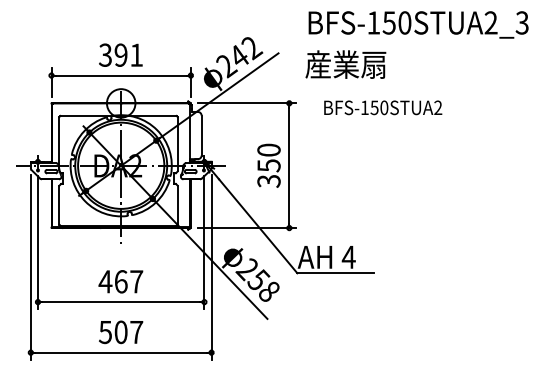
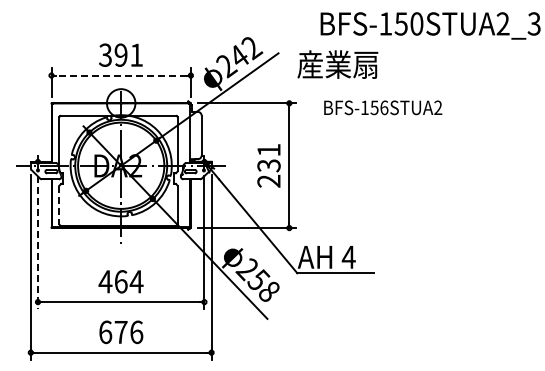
text position: (418, 24) -> (430, 25) (430, 25)
text position: (345, 64) -> (337, 64) (337, 64)
line: solid -> dashed (120, 75)
text: BFS-150STUA2 -> BFS-156STUA2 (384, 107)
text: 350 -> 231 (268, 165)
line: solid -> dashed (59, 205)
line: solid -> dashed (37, 242)
text: 467 -> 464 (136, 281)
text: 507 -> 676 (120, 332)
